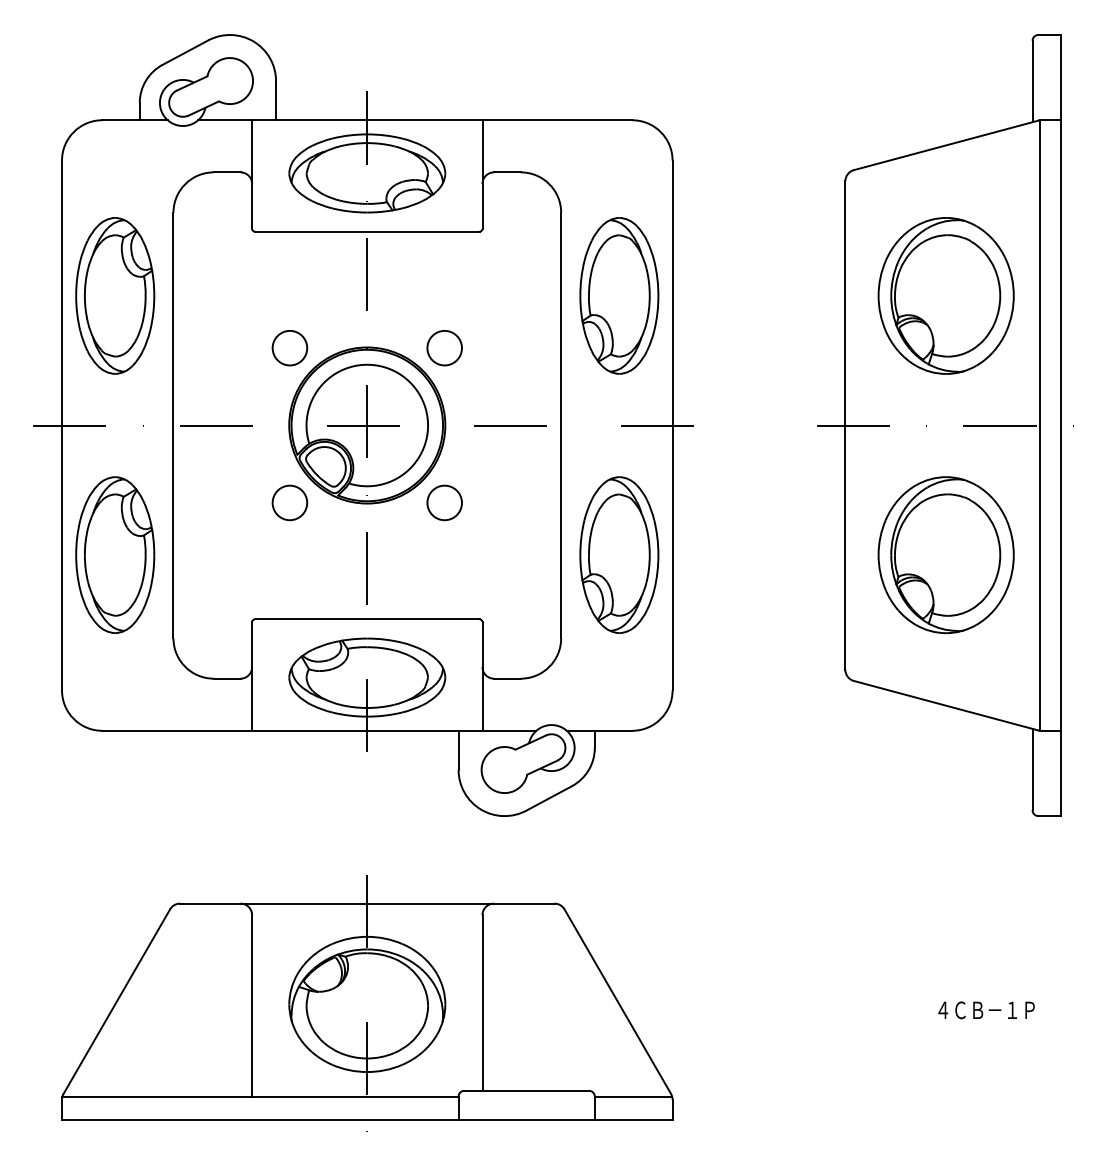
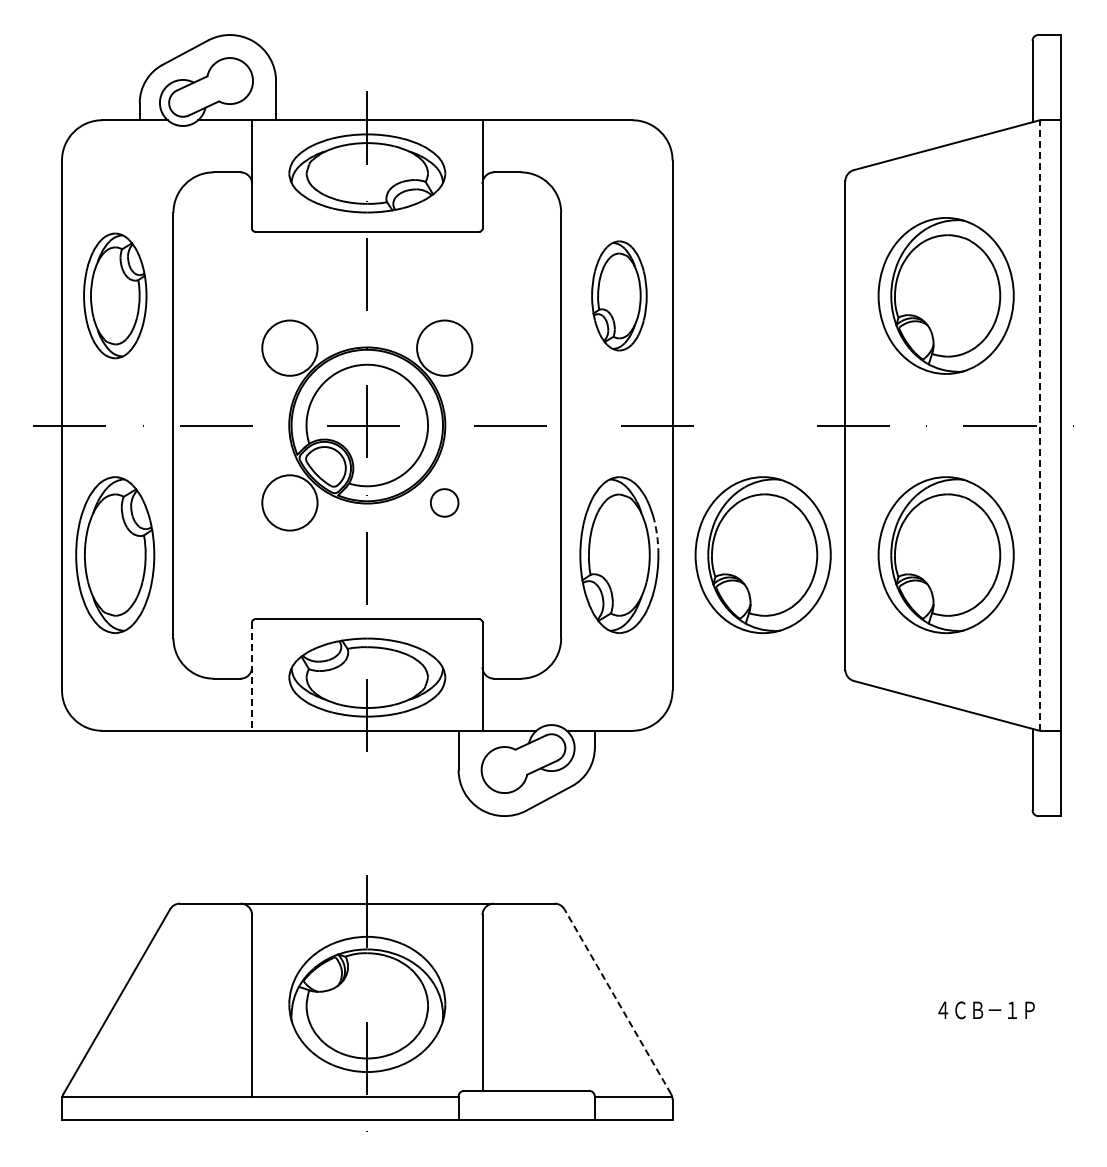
part size: 81x158 px -> 65x128 px (115, 295)
part size: 81x158 px -> 57x112 px (619, 295)
circle diameter: 35 px -> 55 px (289, 347)
circle diameter: 35 px -> 55 px (444, 347)
line: solid -> dashed (1039, 425)
circle diameter: 35 px -> 55 px (289, 502)
circle size: 37x38 px -> 30x30 px (444, 502)
arc: solid -> dashed (657, 537)
part: none -> present (762, 555)
line: solid -> dashed (252, 677)
line: solid -> dashed (617, 1001)
